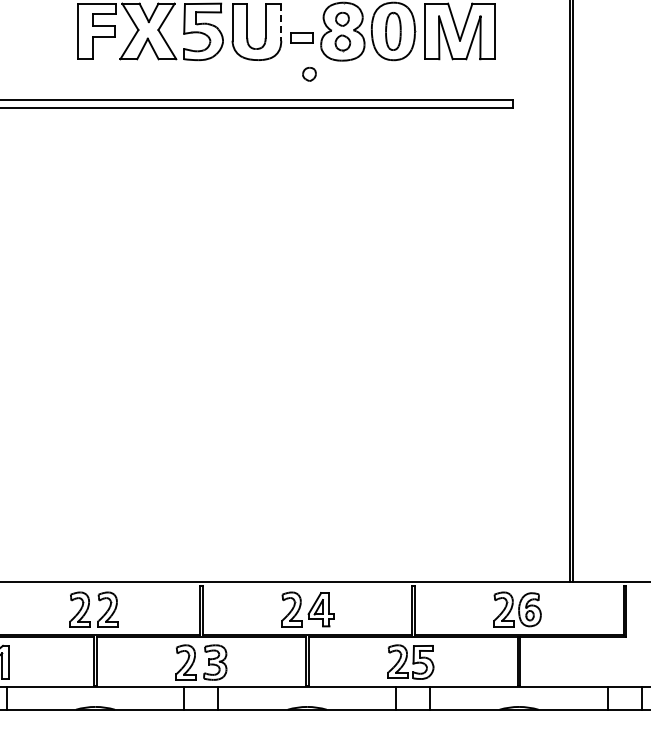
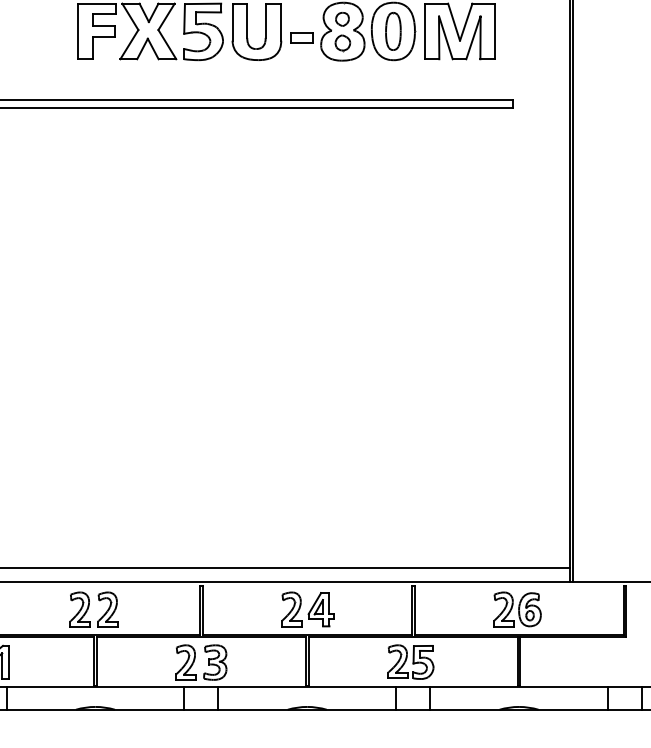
line: dashed -> solid (281, 22)
part: present -> none (309, 74)
line: none -> present (285, 567)
